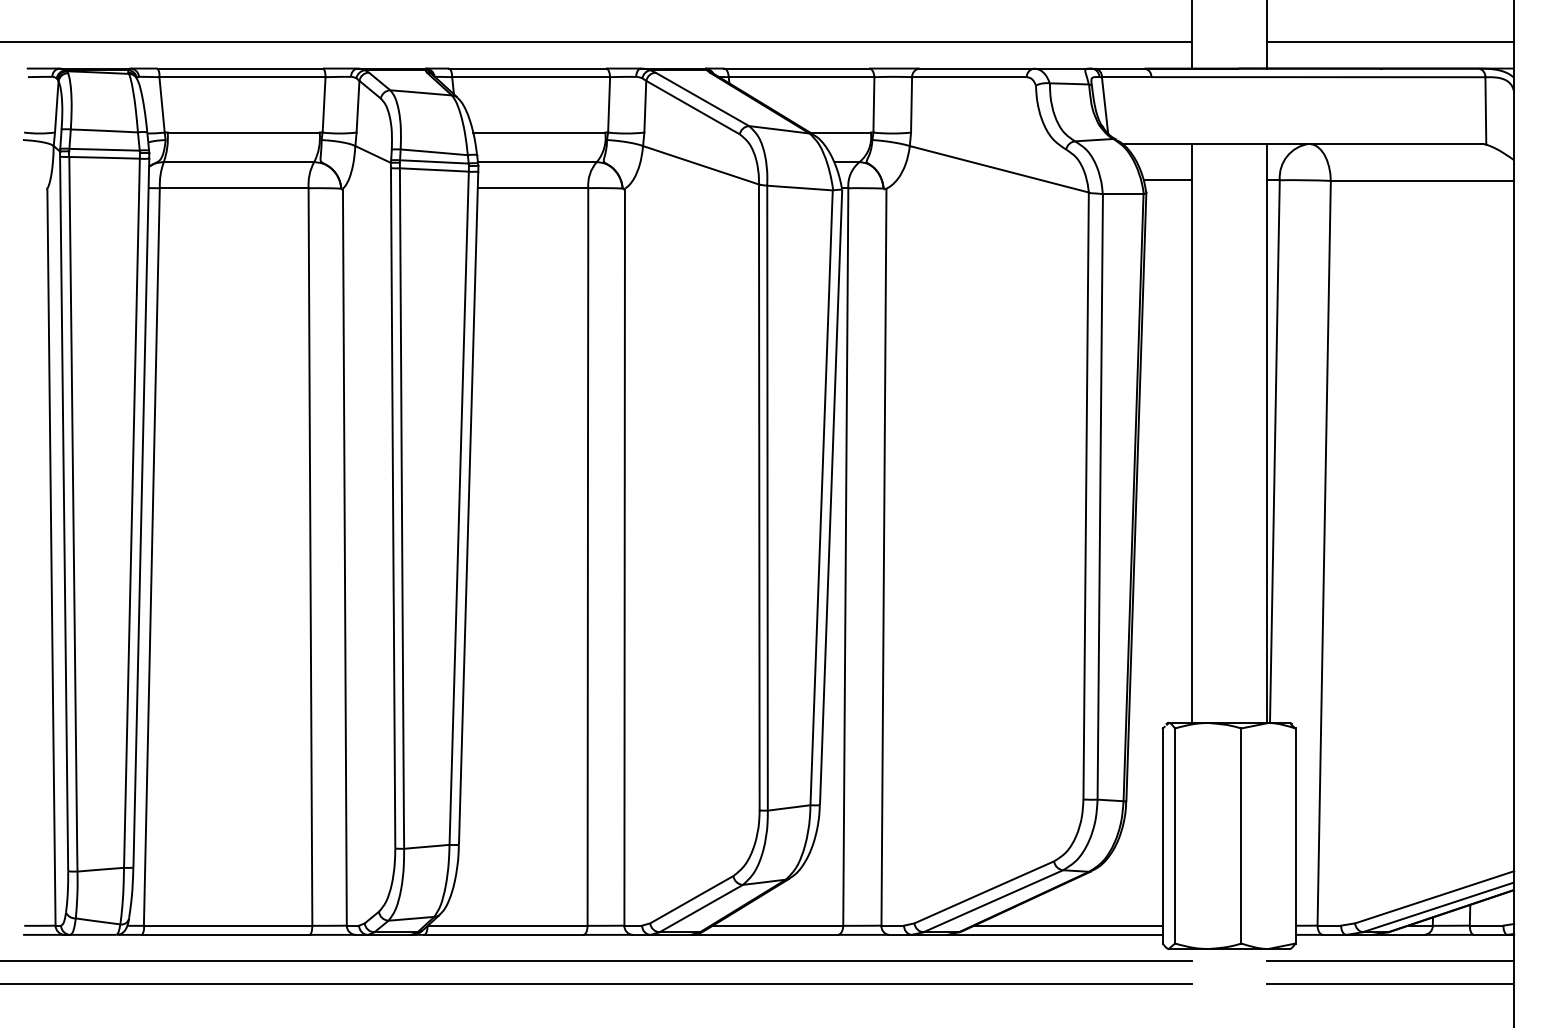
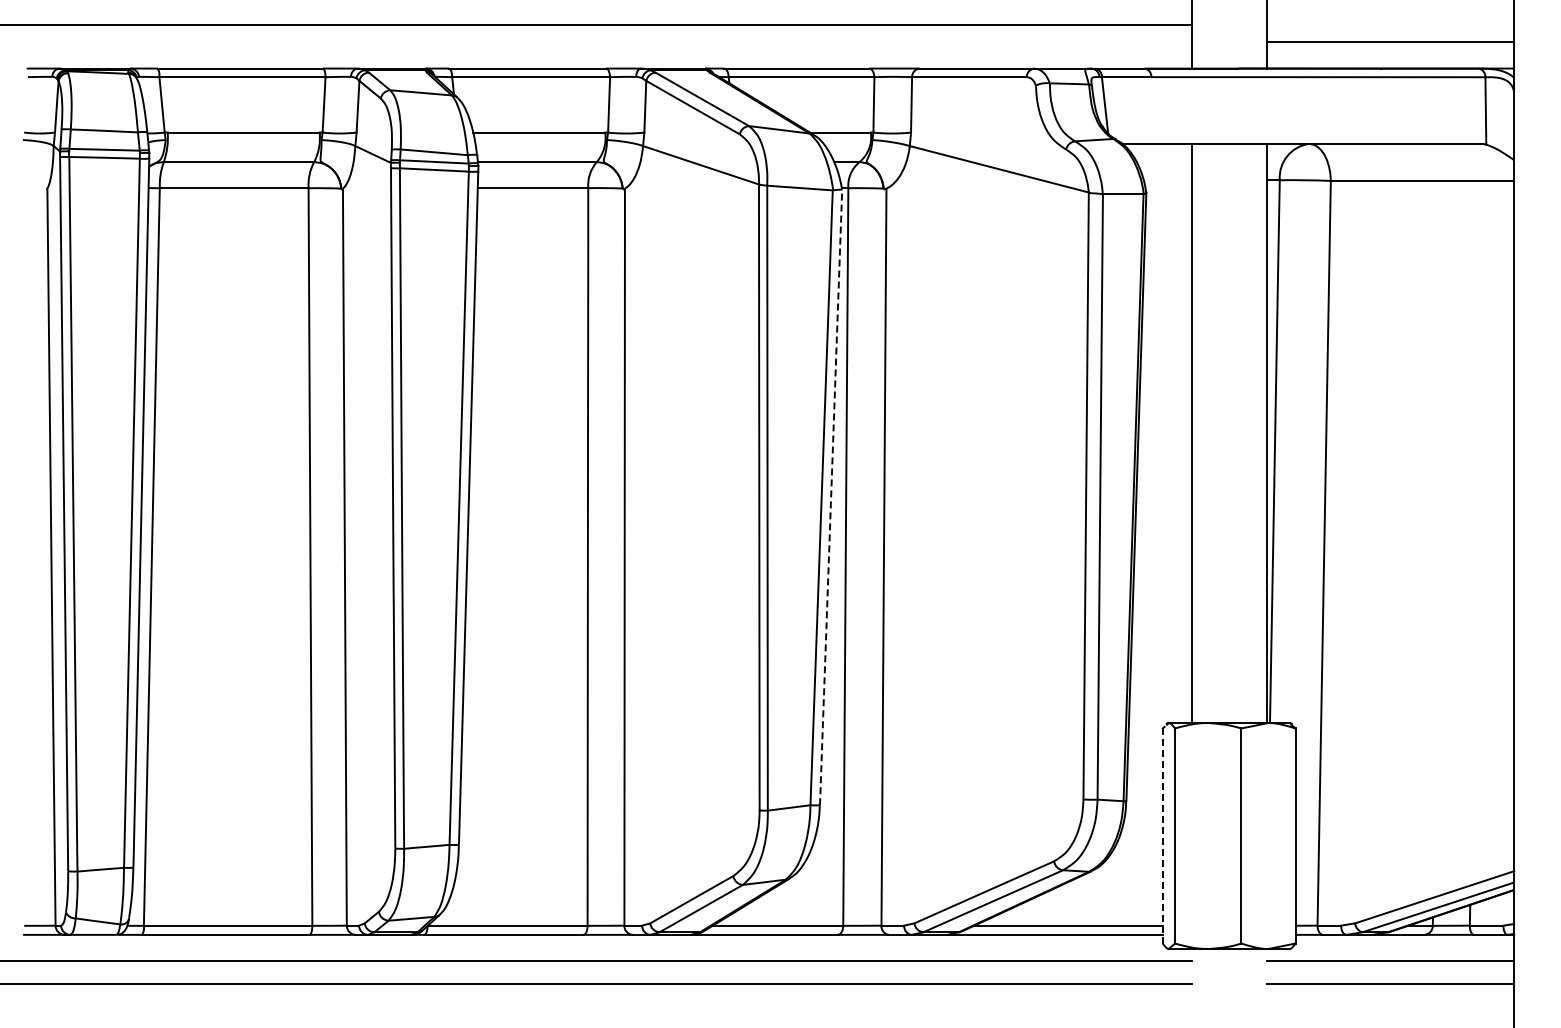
line position: (596, 42) -> (596, 25) (596, 25)
line: present -> none (1167, 180)
line: solid -> dashed (831, 497)
line: solid -> dashed (1162, 836)
